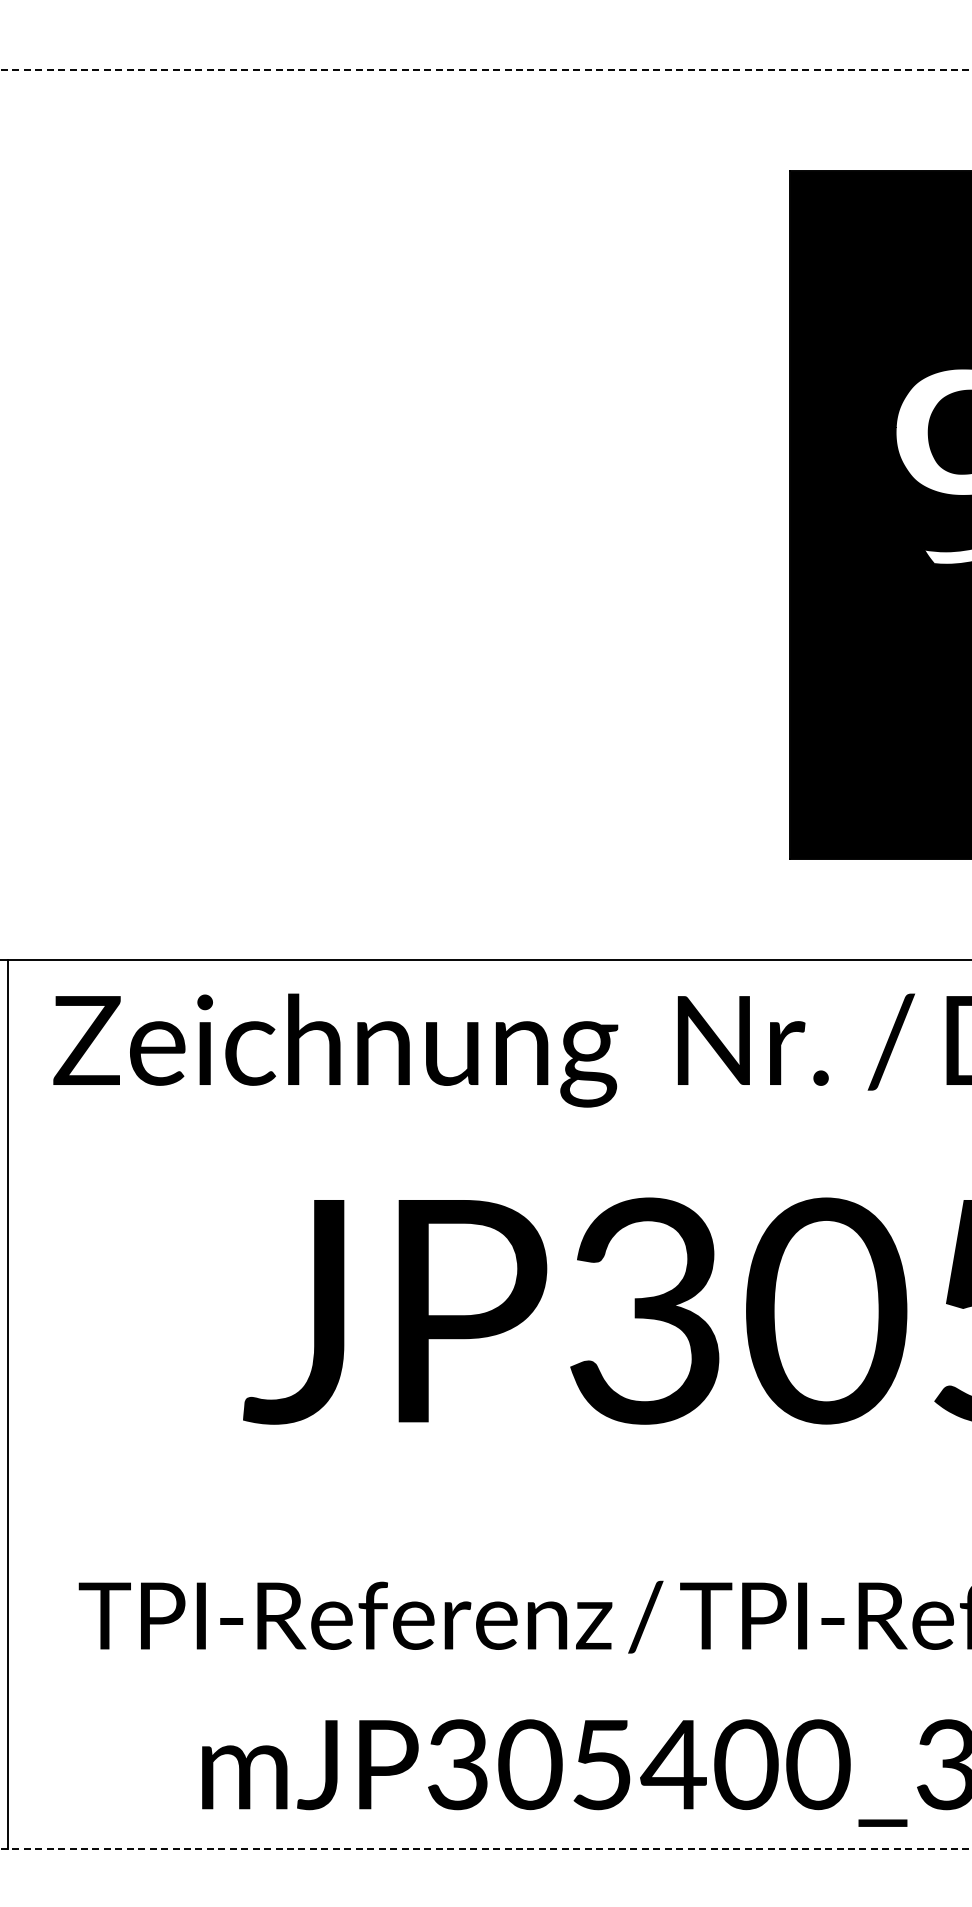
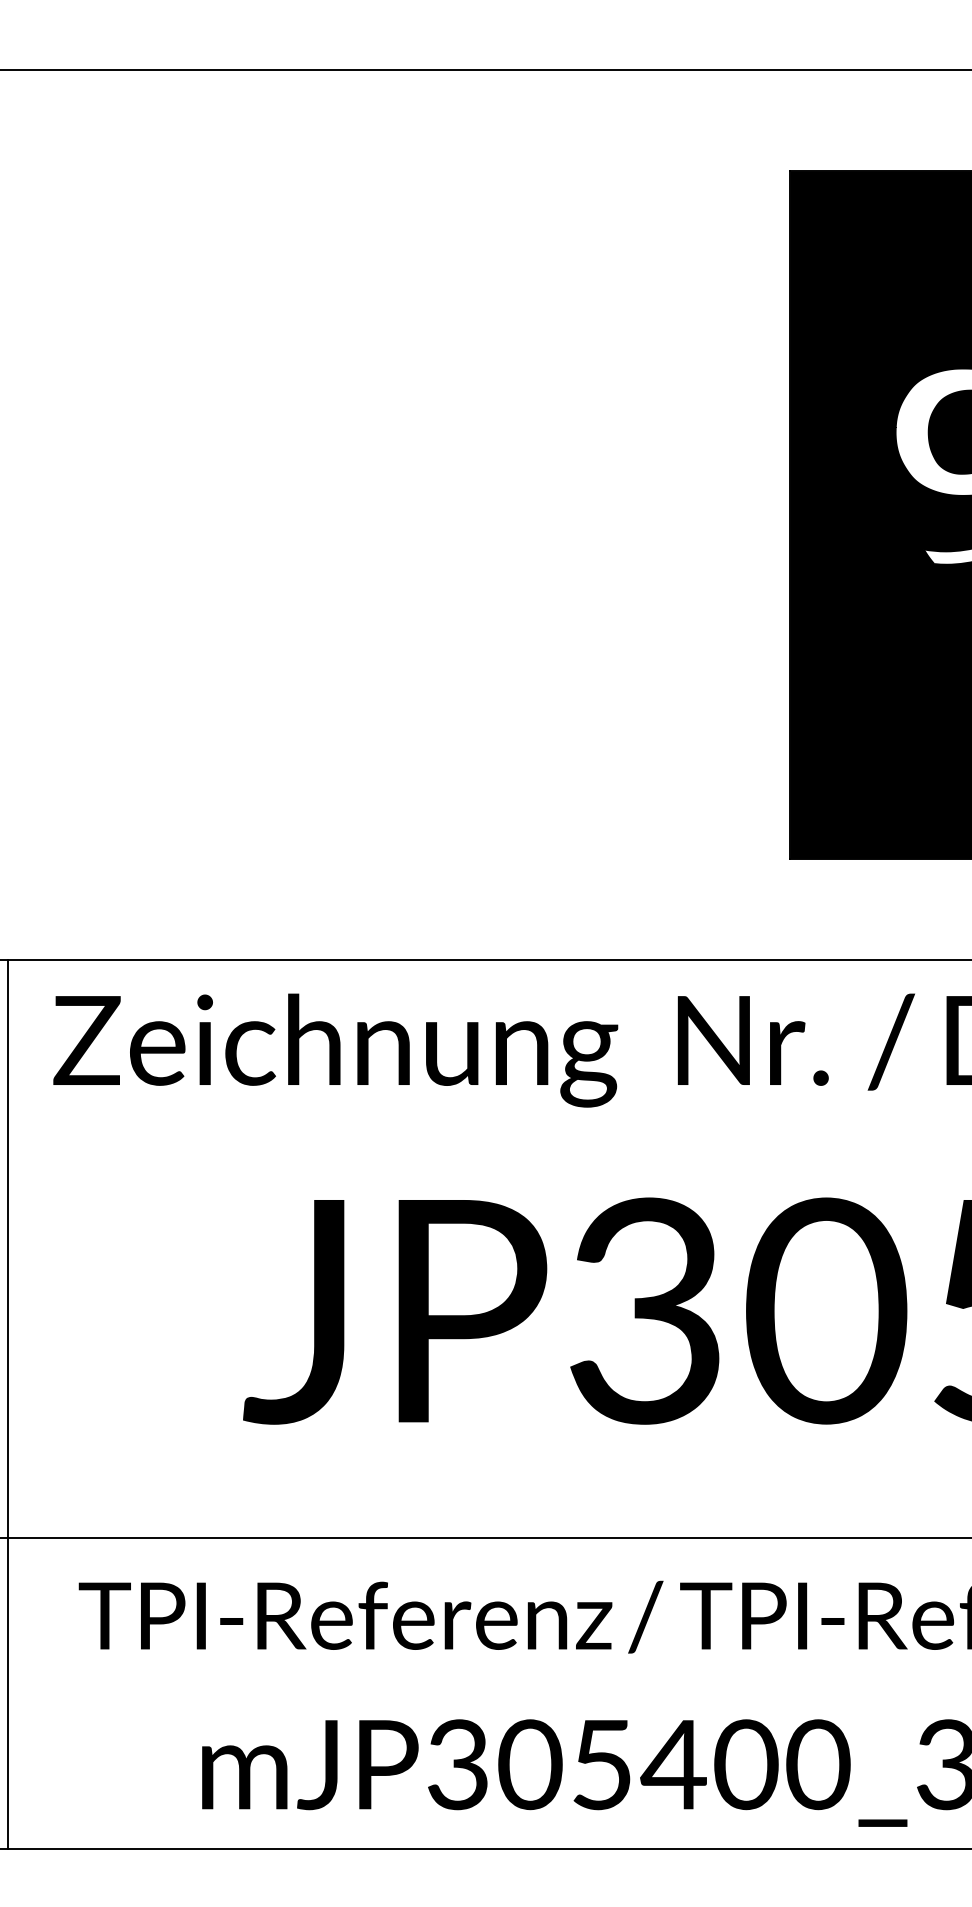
line: dashed -> solid (486, 70)
line: none -> present (485, 1537)
line: dashed -> solid (486, 1849)
